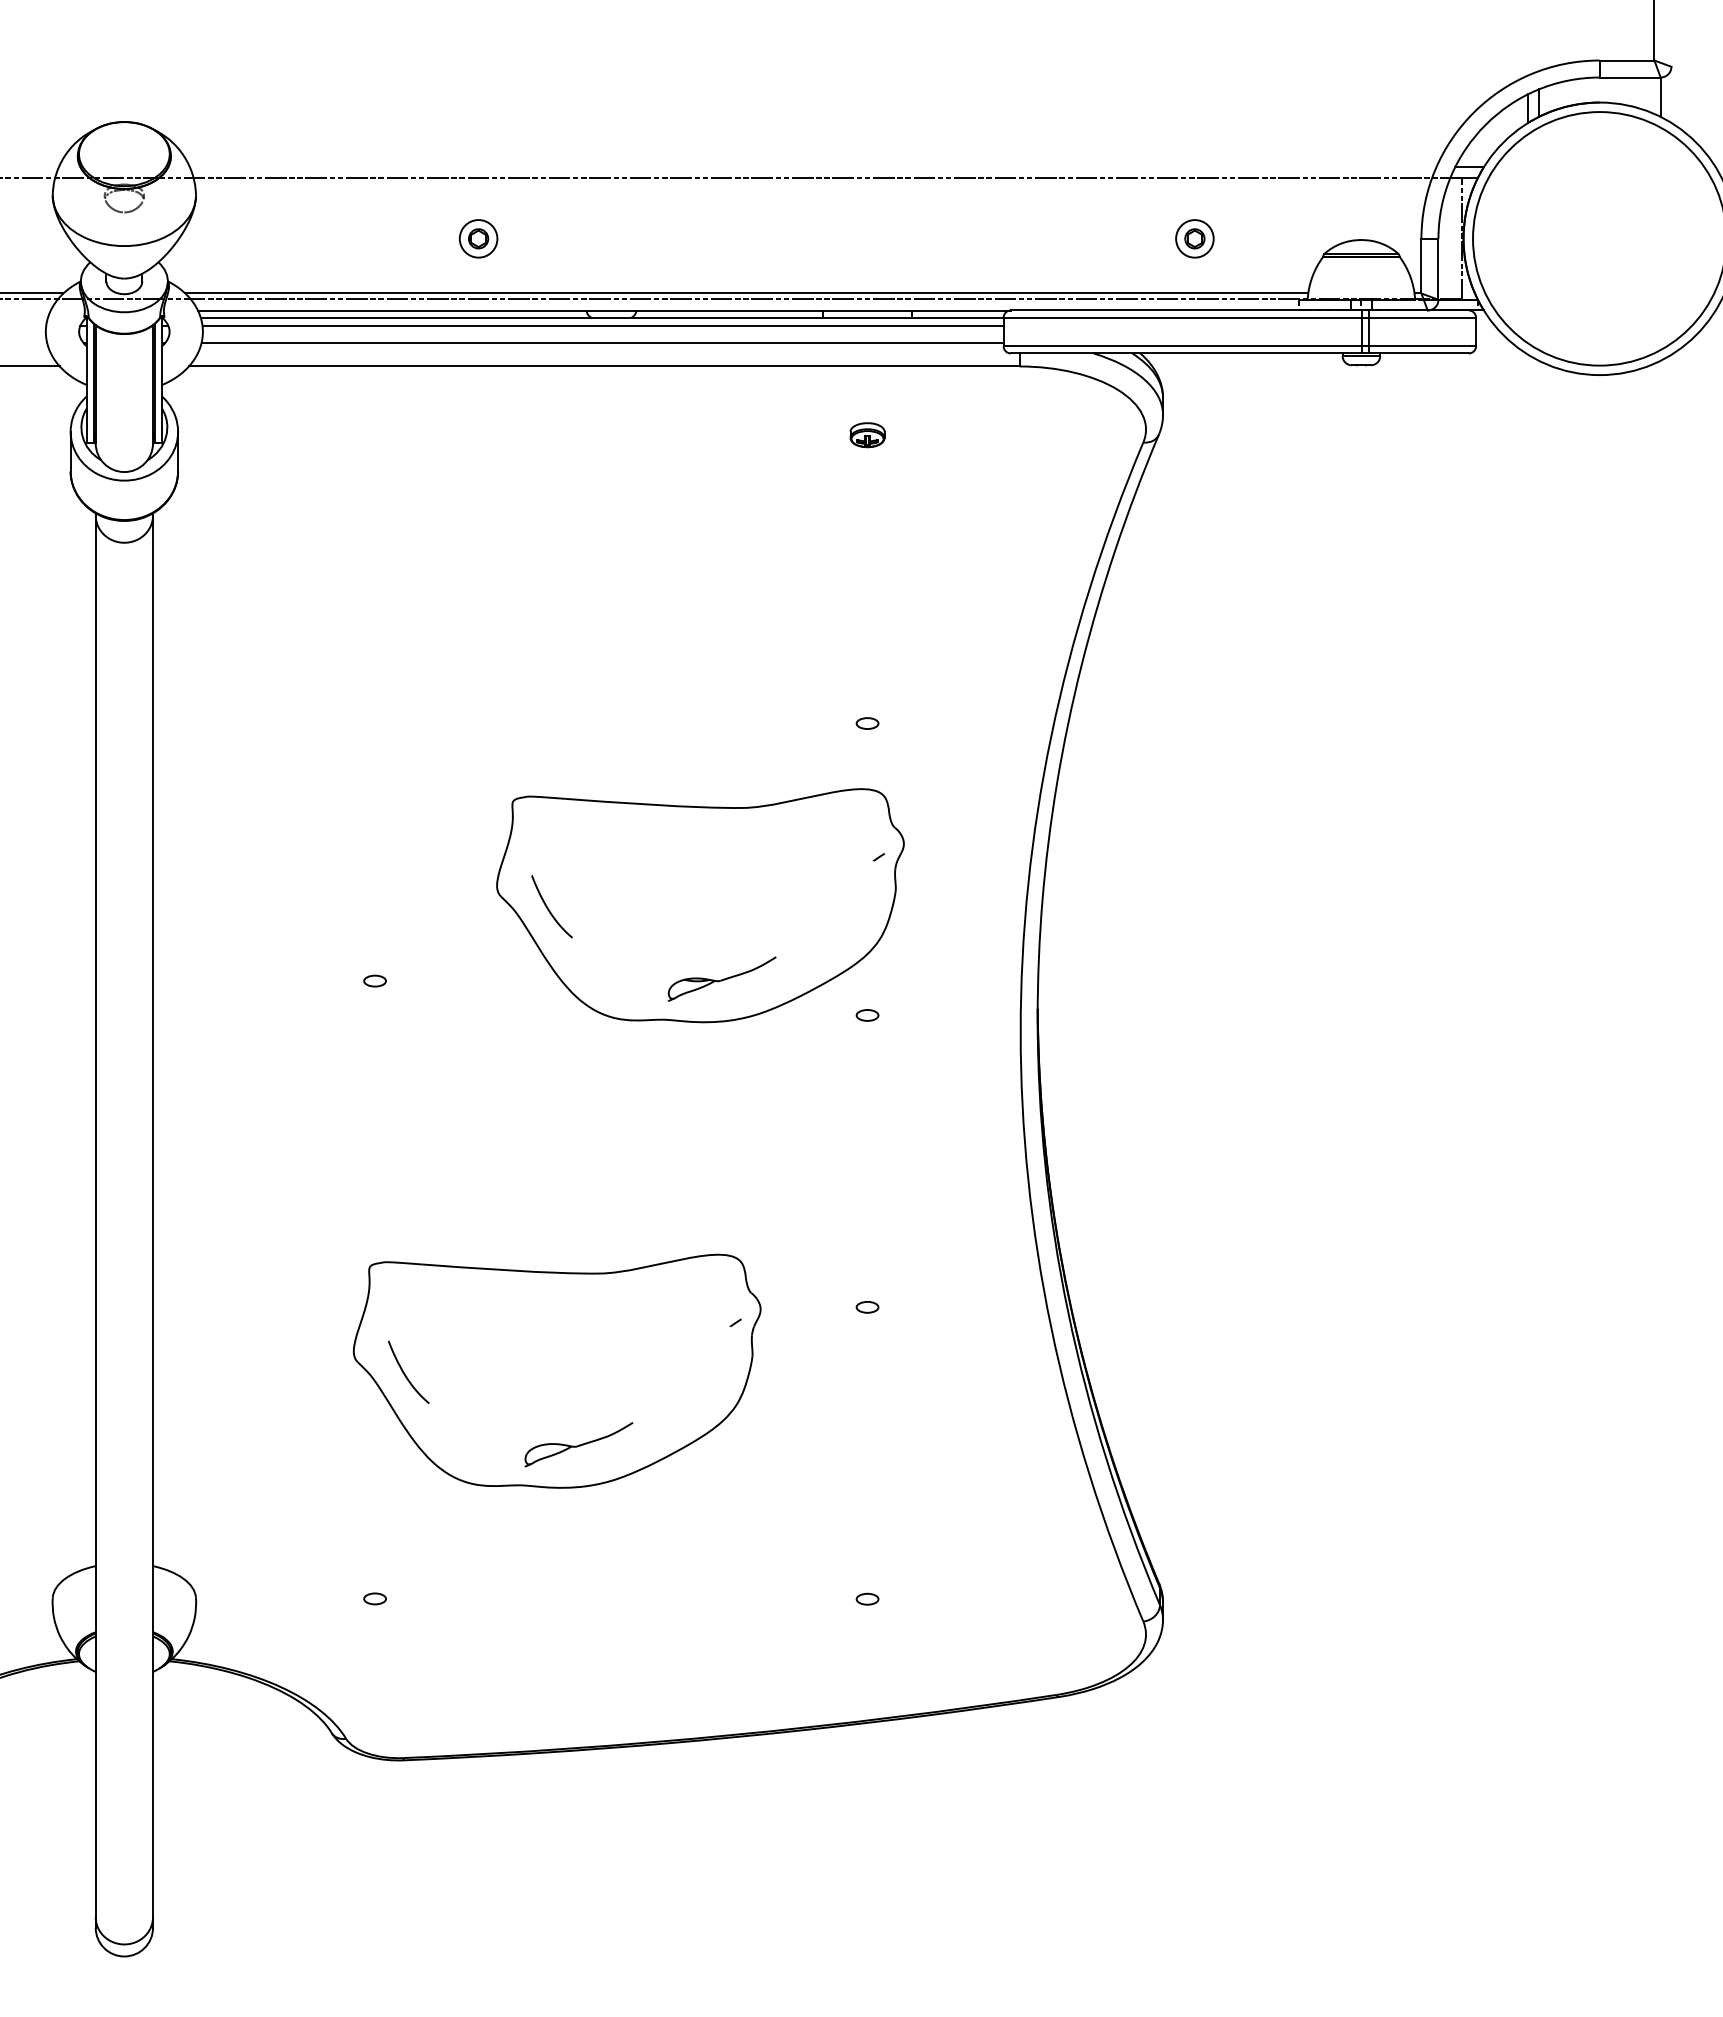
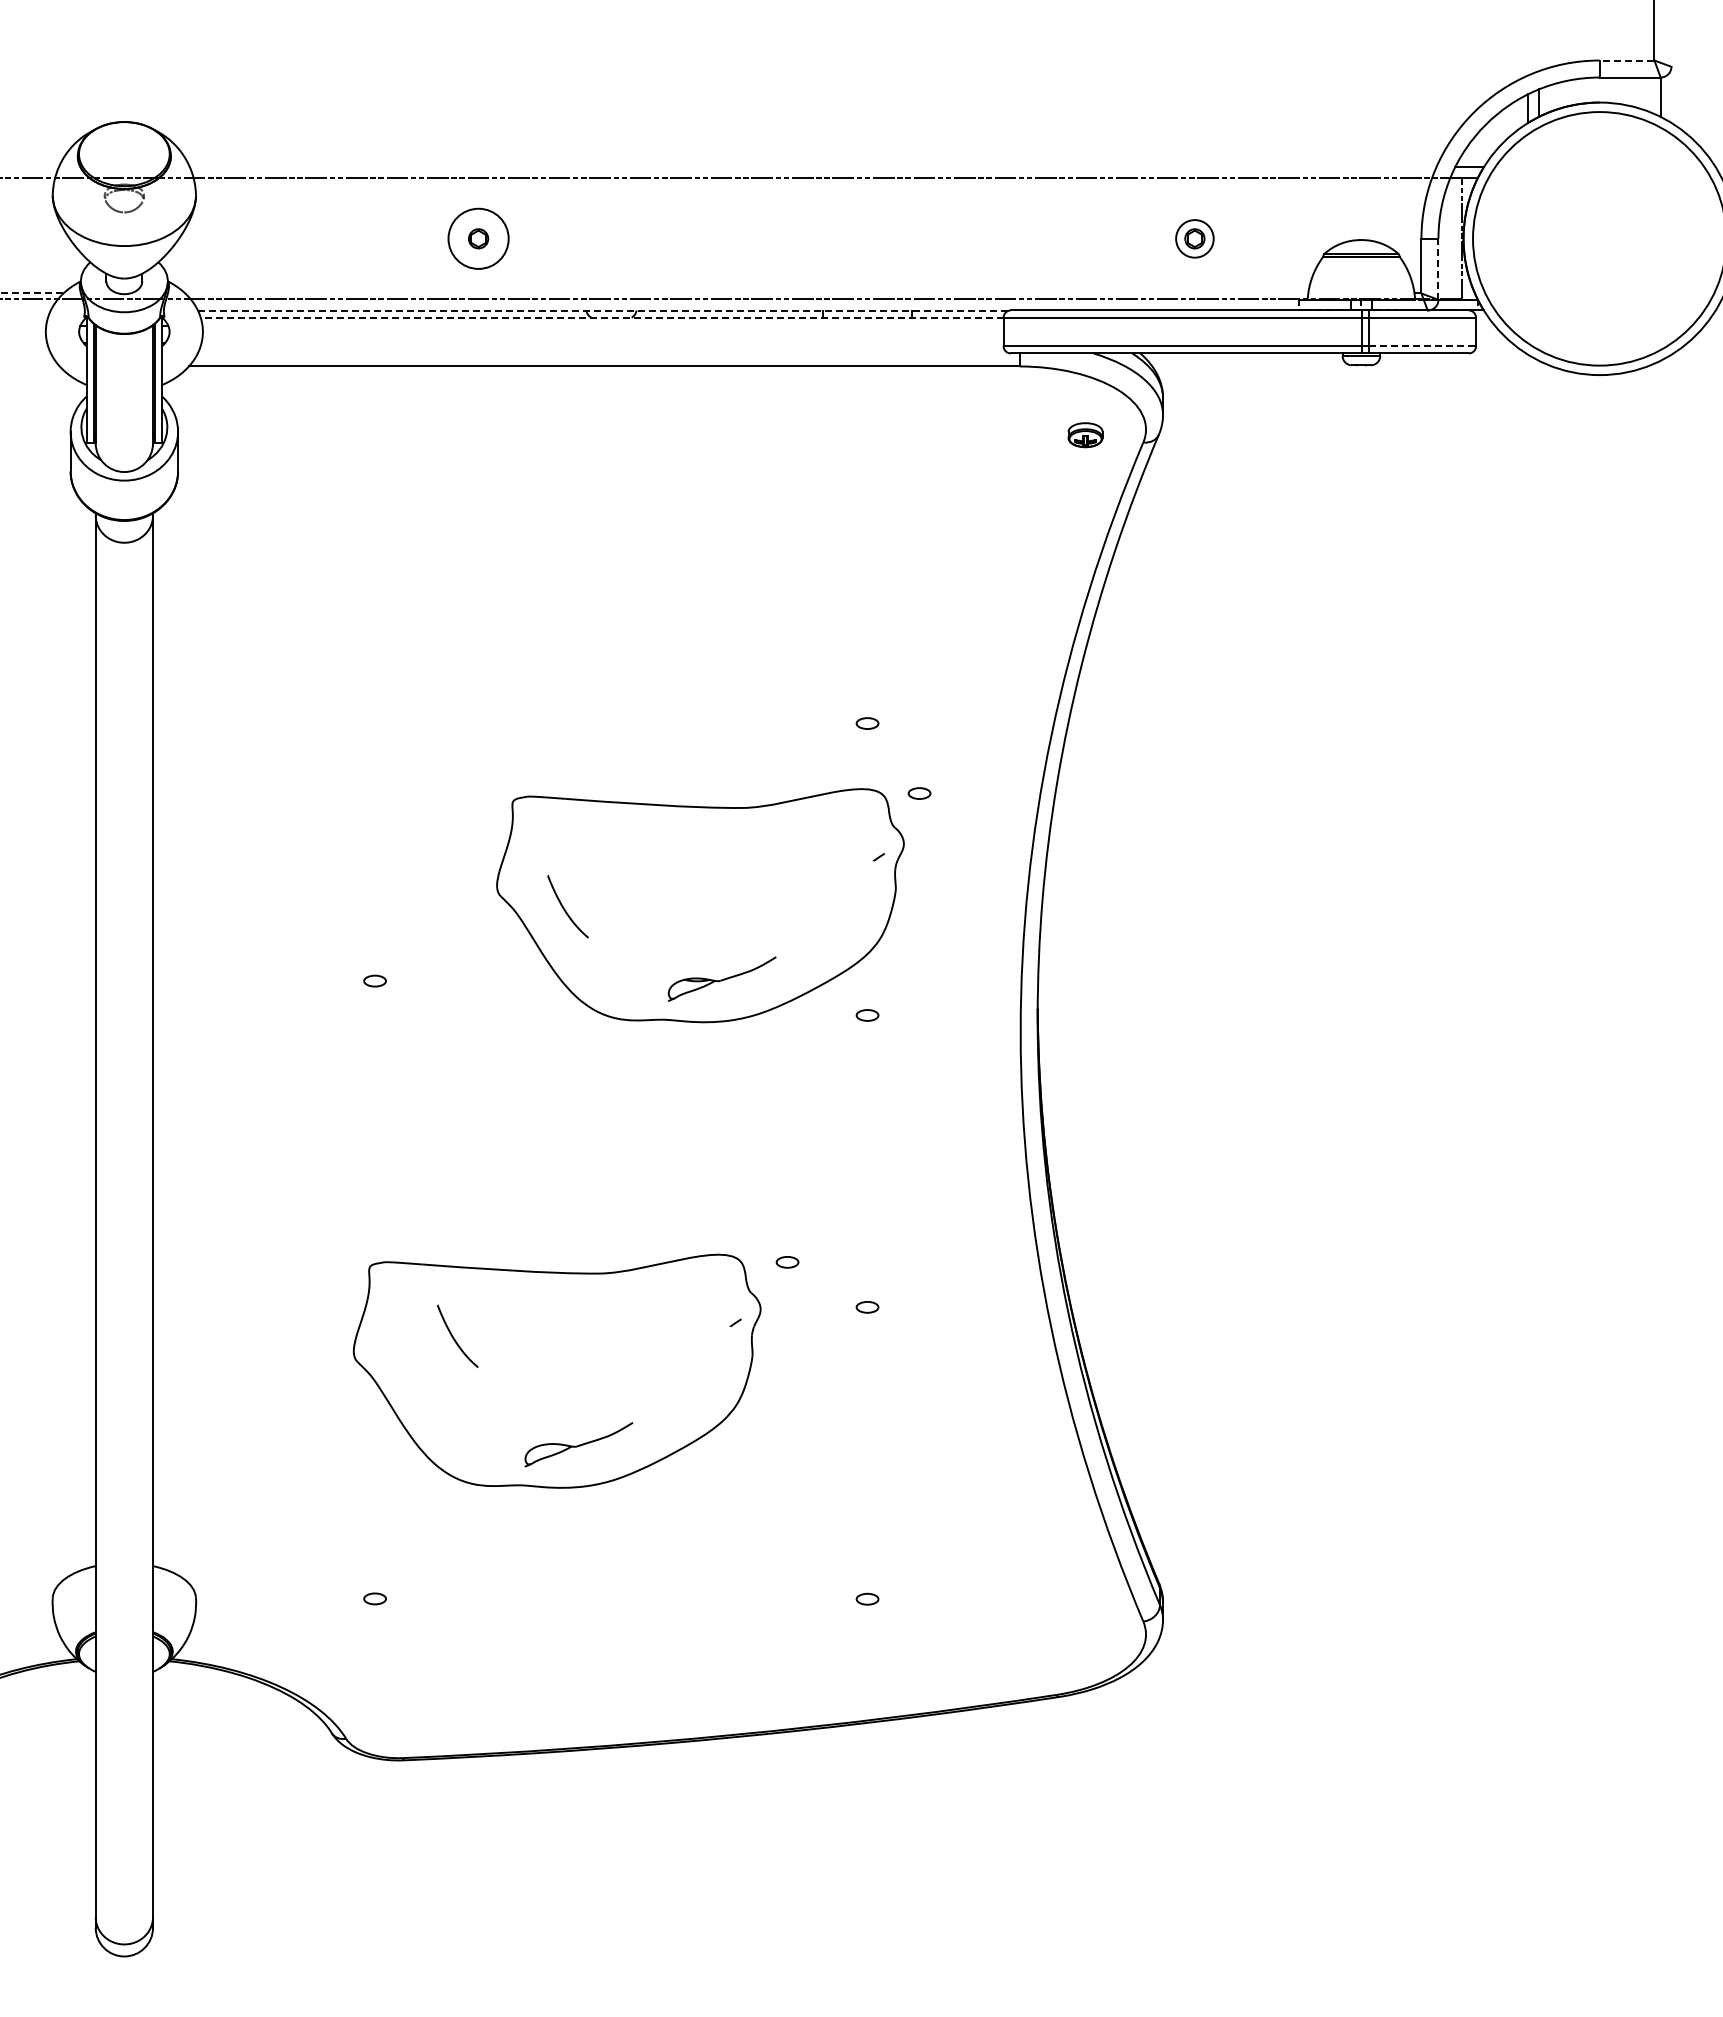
line: solid -> dashed (1626, 60)
circle diameter: 38 px -> 60 px (478, 238)
line: solid -> dashed (1438, 268)
line: solid -> dashed (31, 293)
line: present -> none (746, 293)
line: solid -> dashed (604, 310)
line: solid -> dashed (601, 317)
line: present -> none (602, 326)
line: present -> none (602, 343)
line: solid -> dashed (1422, 346)
line: present -> none (30, 366)
part position: (867, 435) -> (1085, 435) (1085, 435)
part: none -> present (919, 793)
curve position: (548, 907) -> (564, 907) (564, 907)
part: none -> present (787, 1262)
curve position: (405, 1373) -> (454, 1337) (454, 1337)
